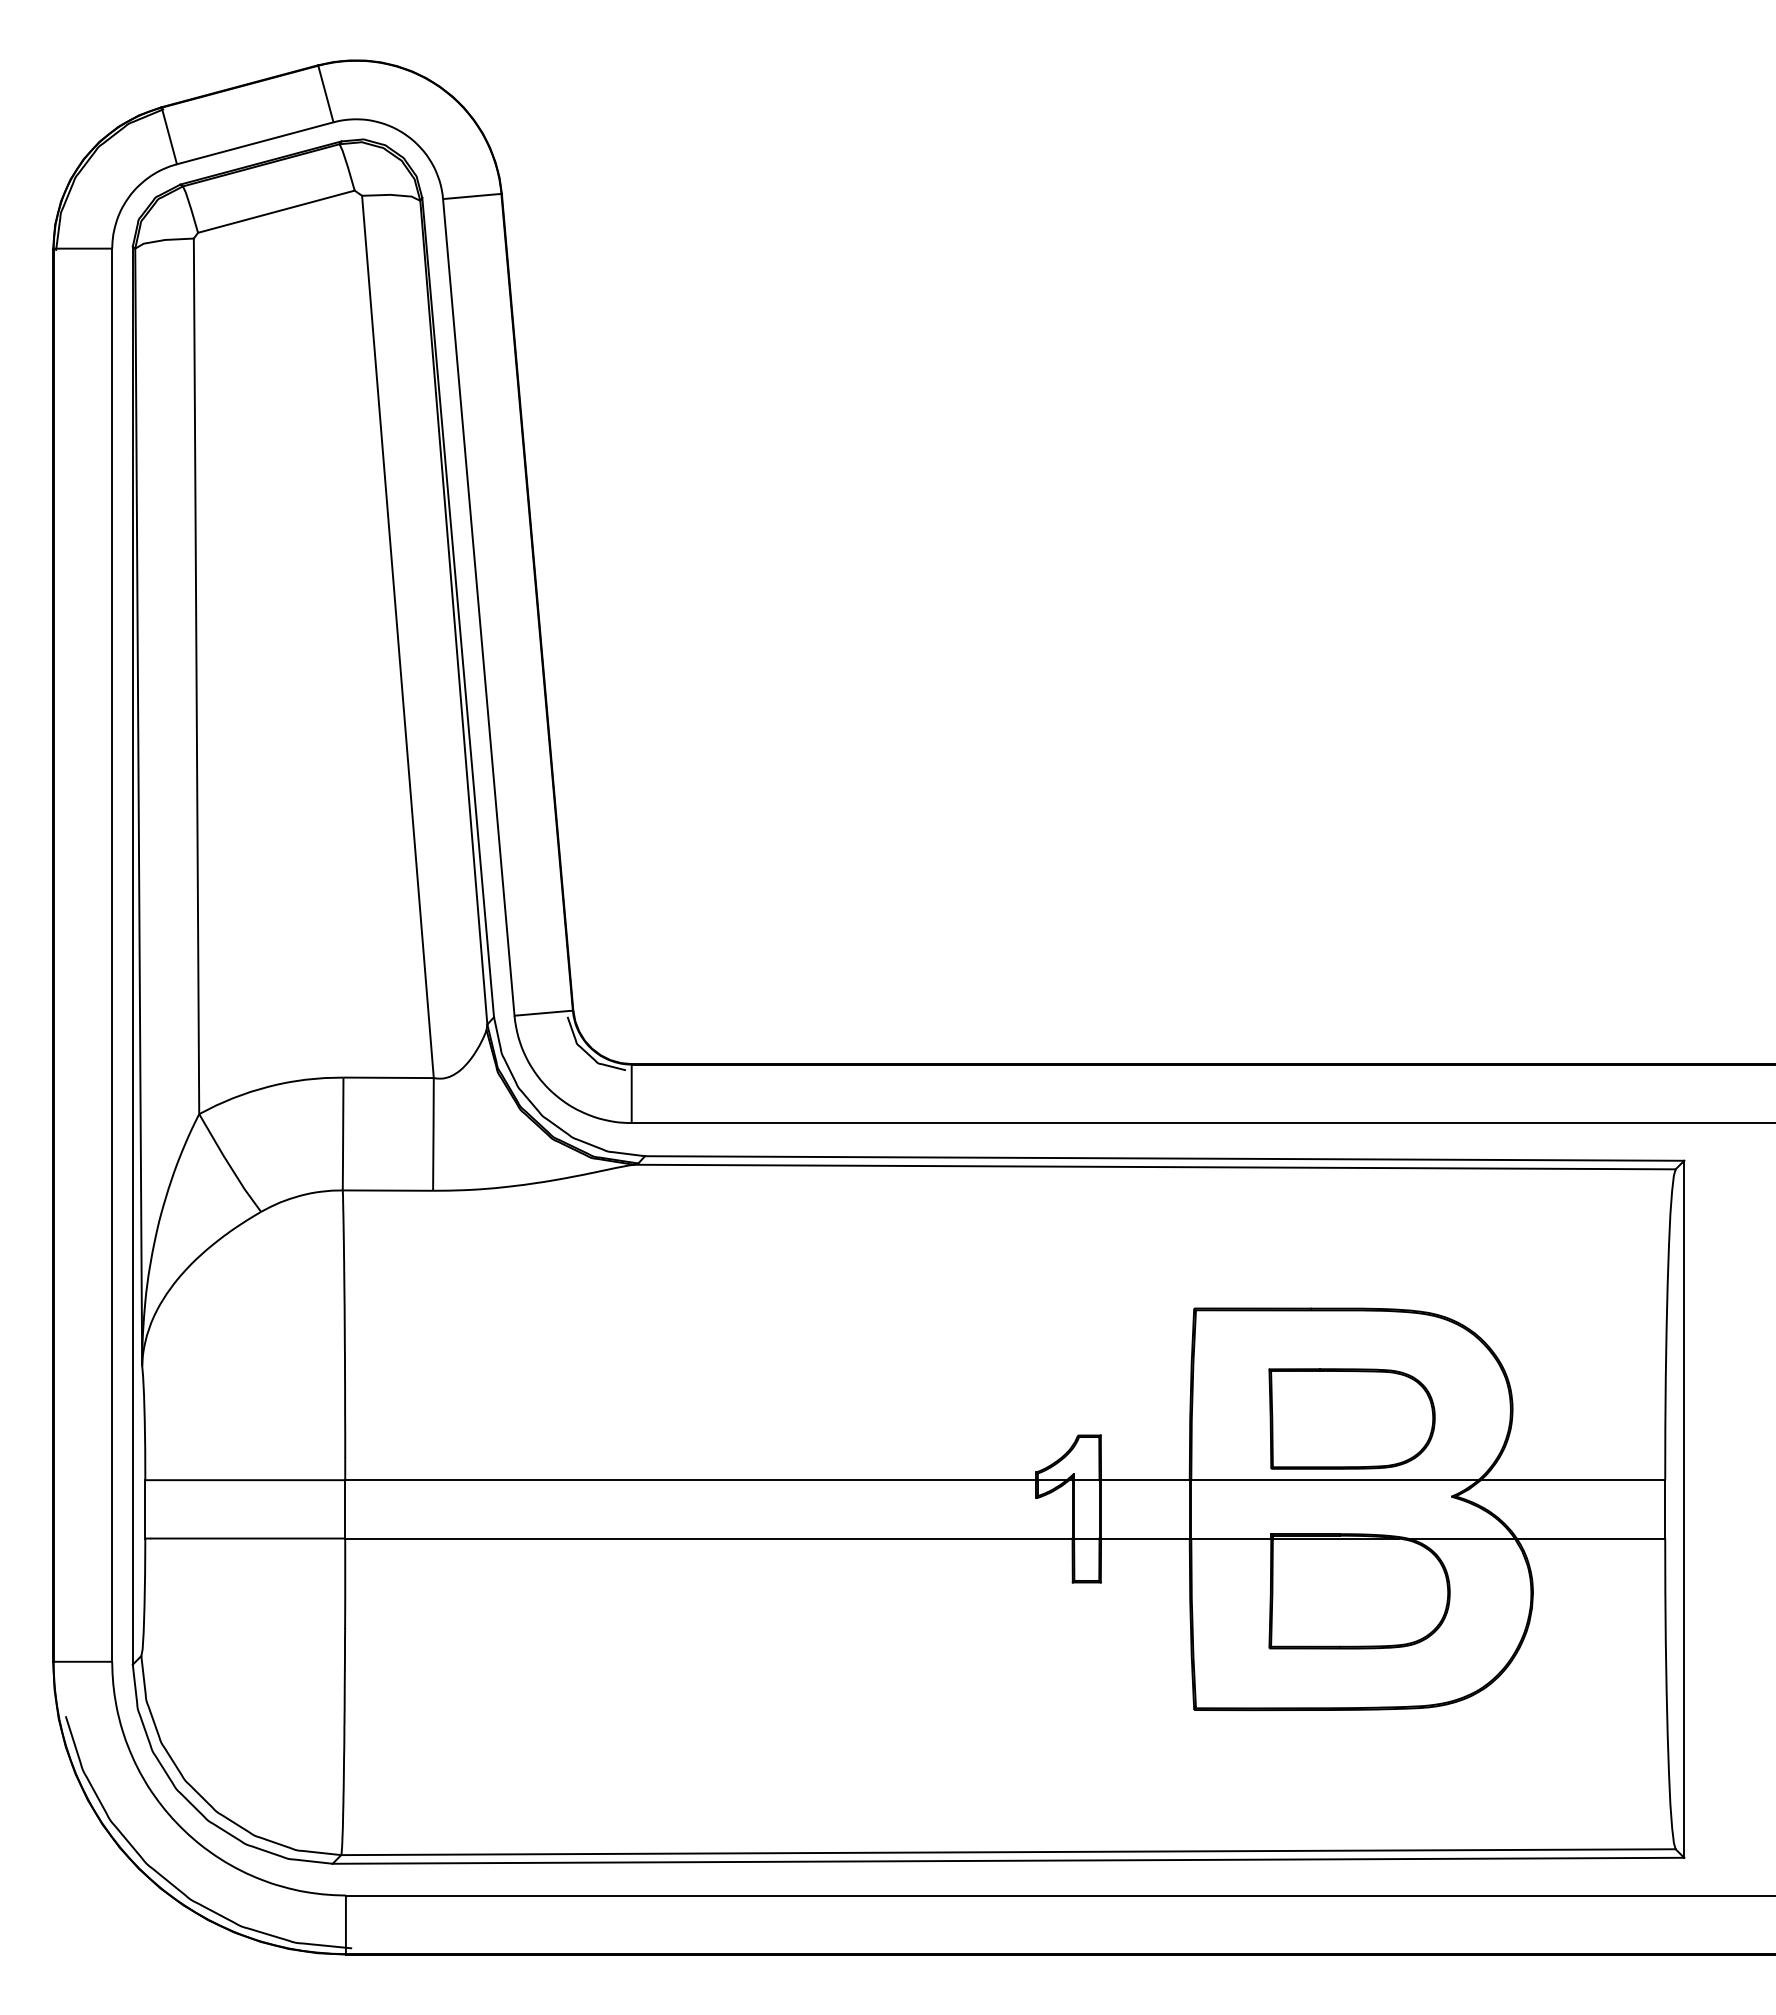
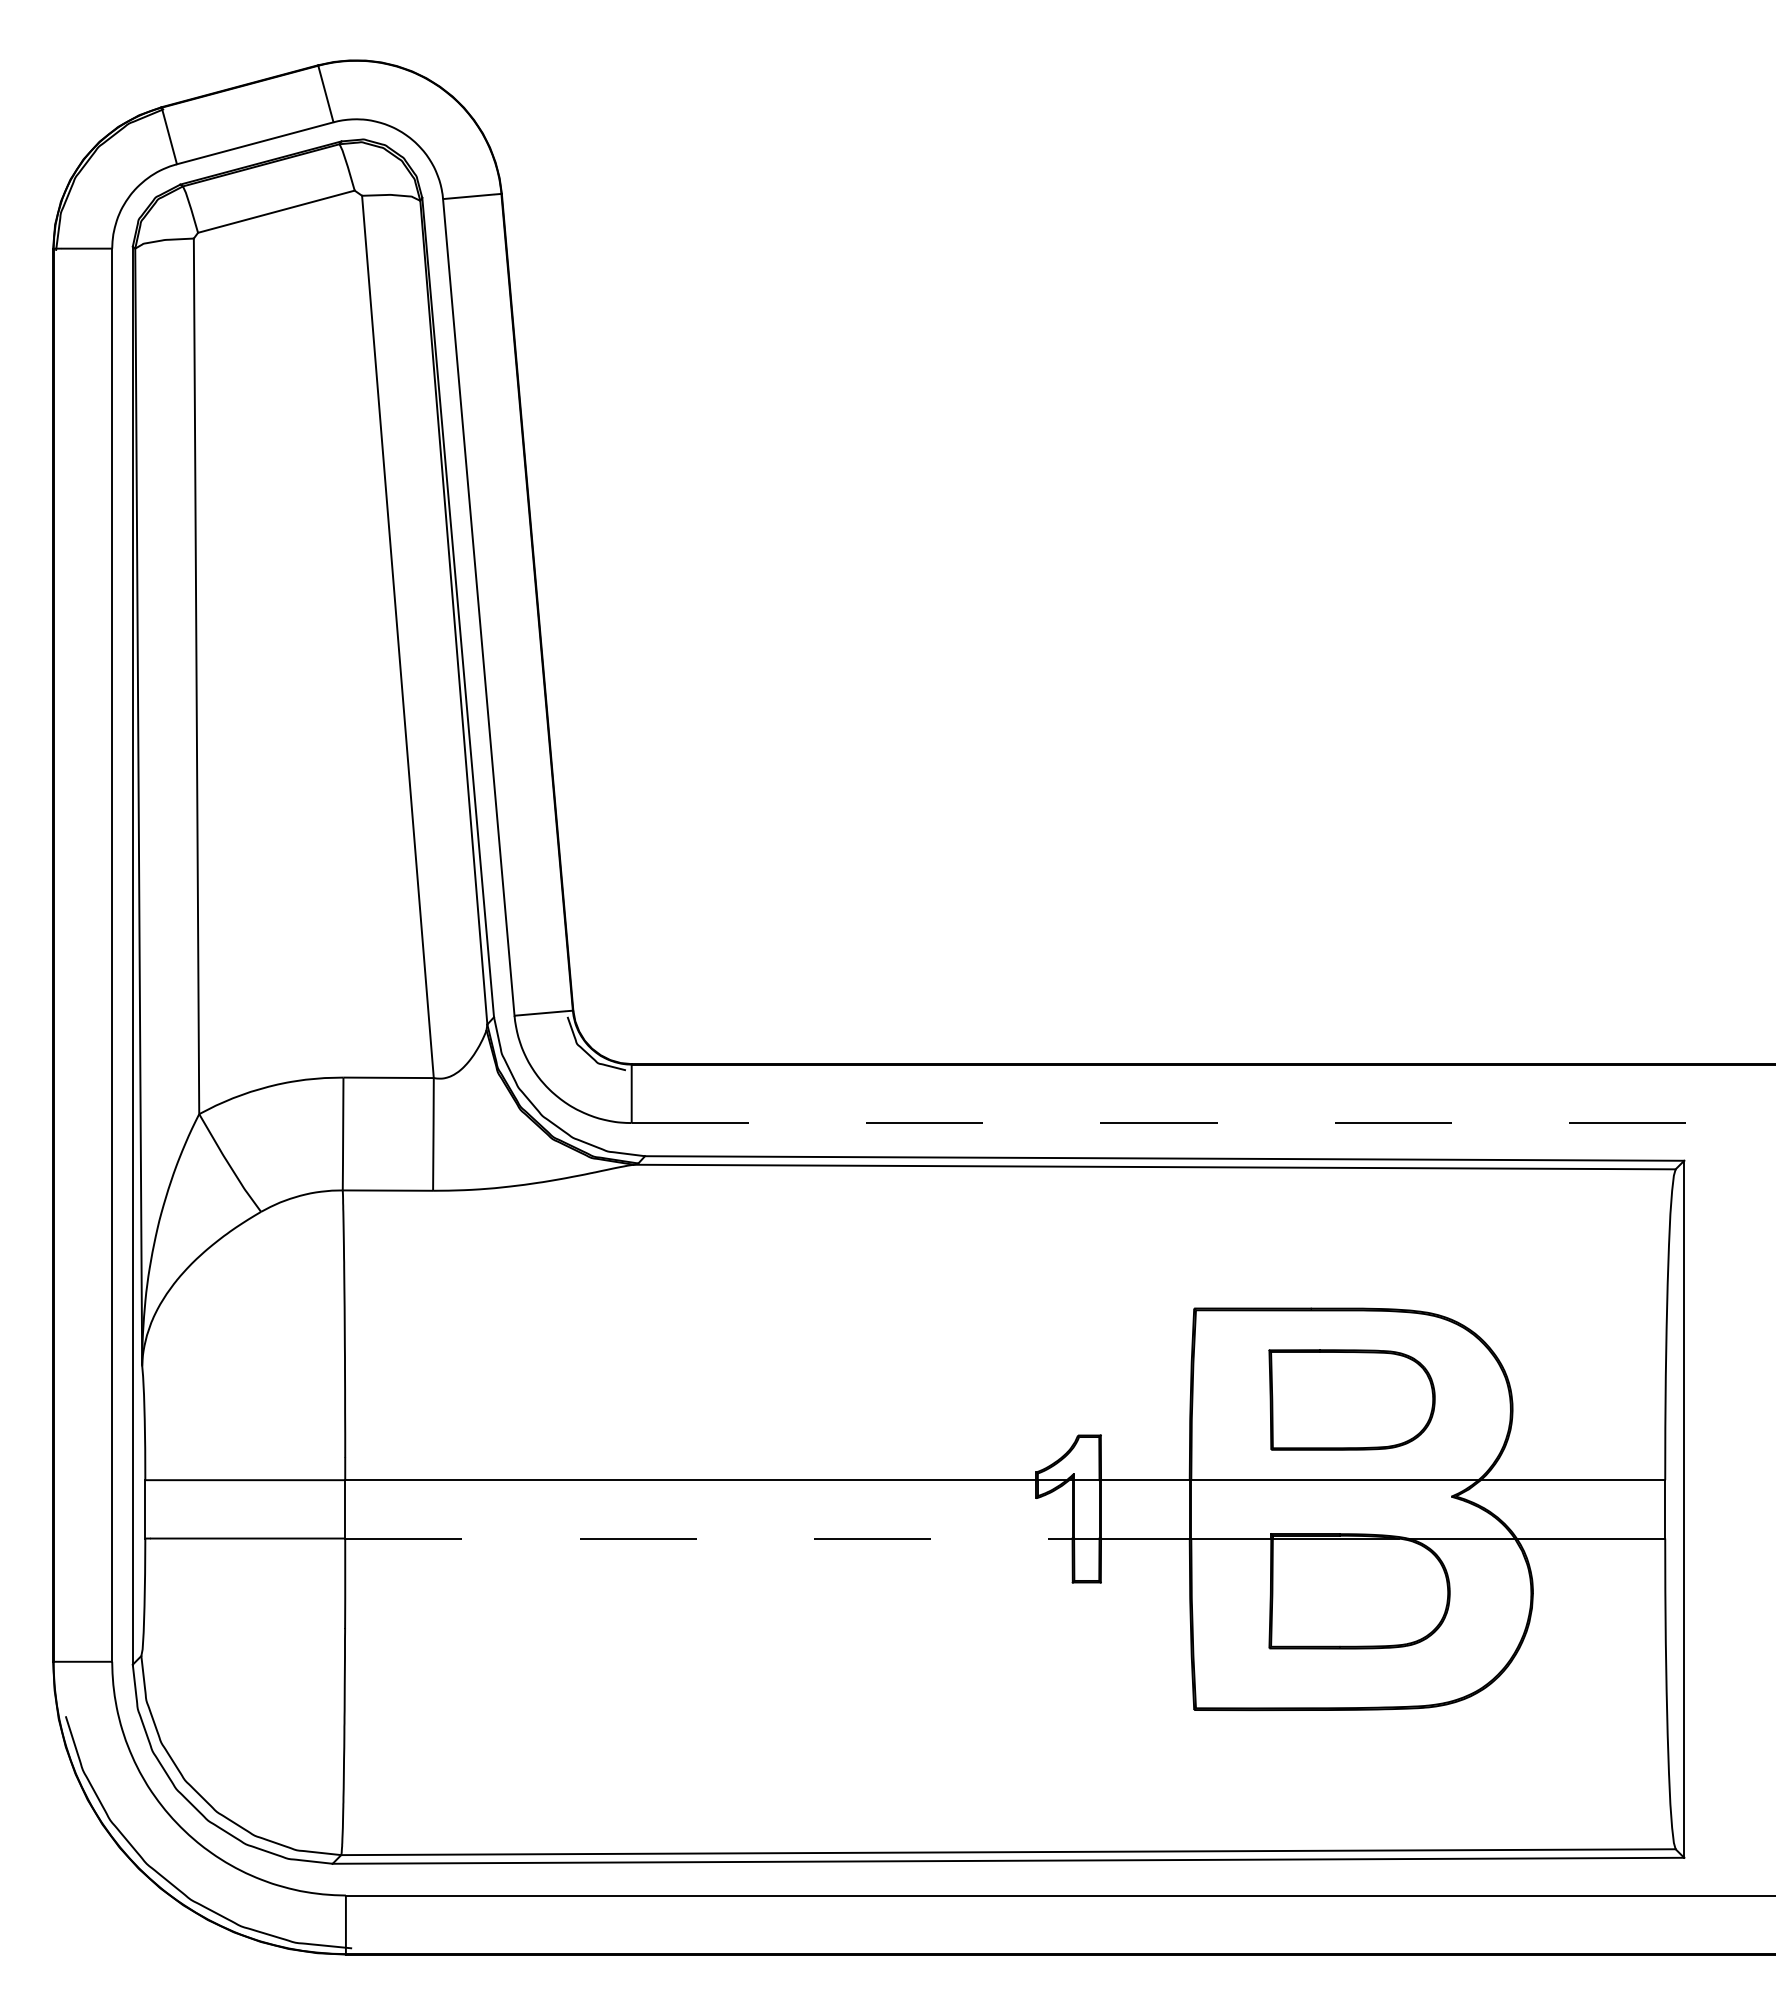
line: solid -> dashed (1203, 1123)
part position: (1351, 1418) -> (1351, 1399) (1351, 1399)
line: solid -> dashed (708, 1538)
